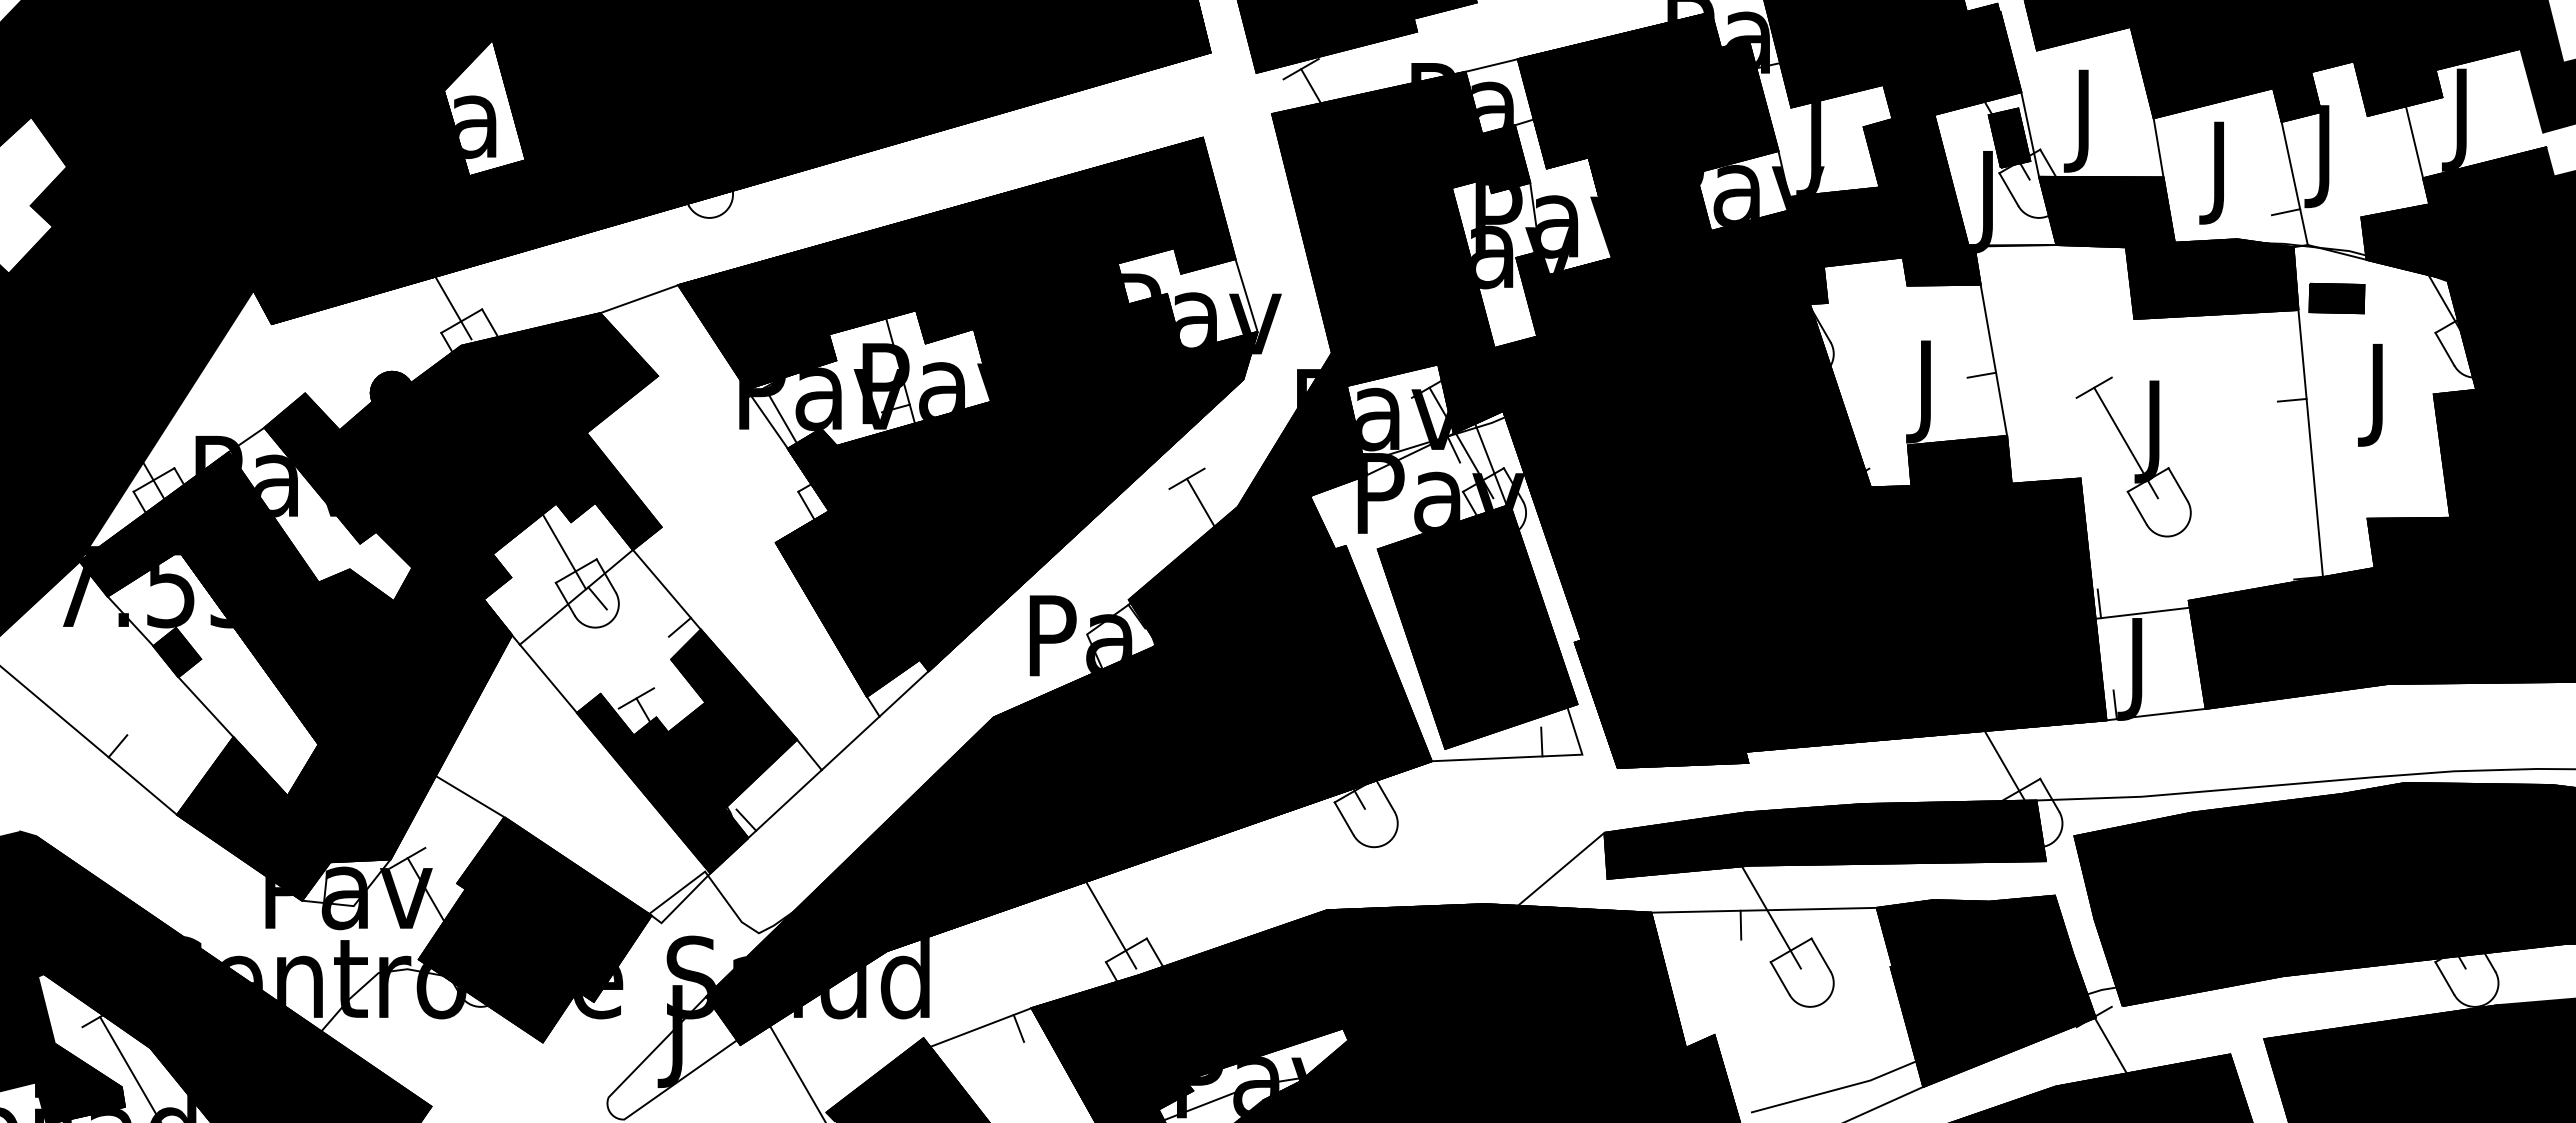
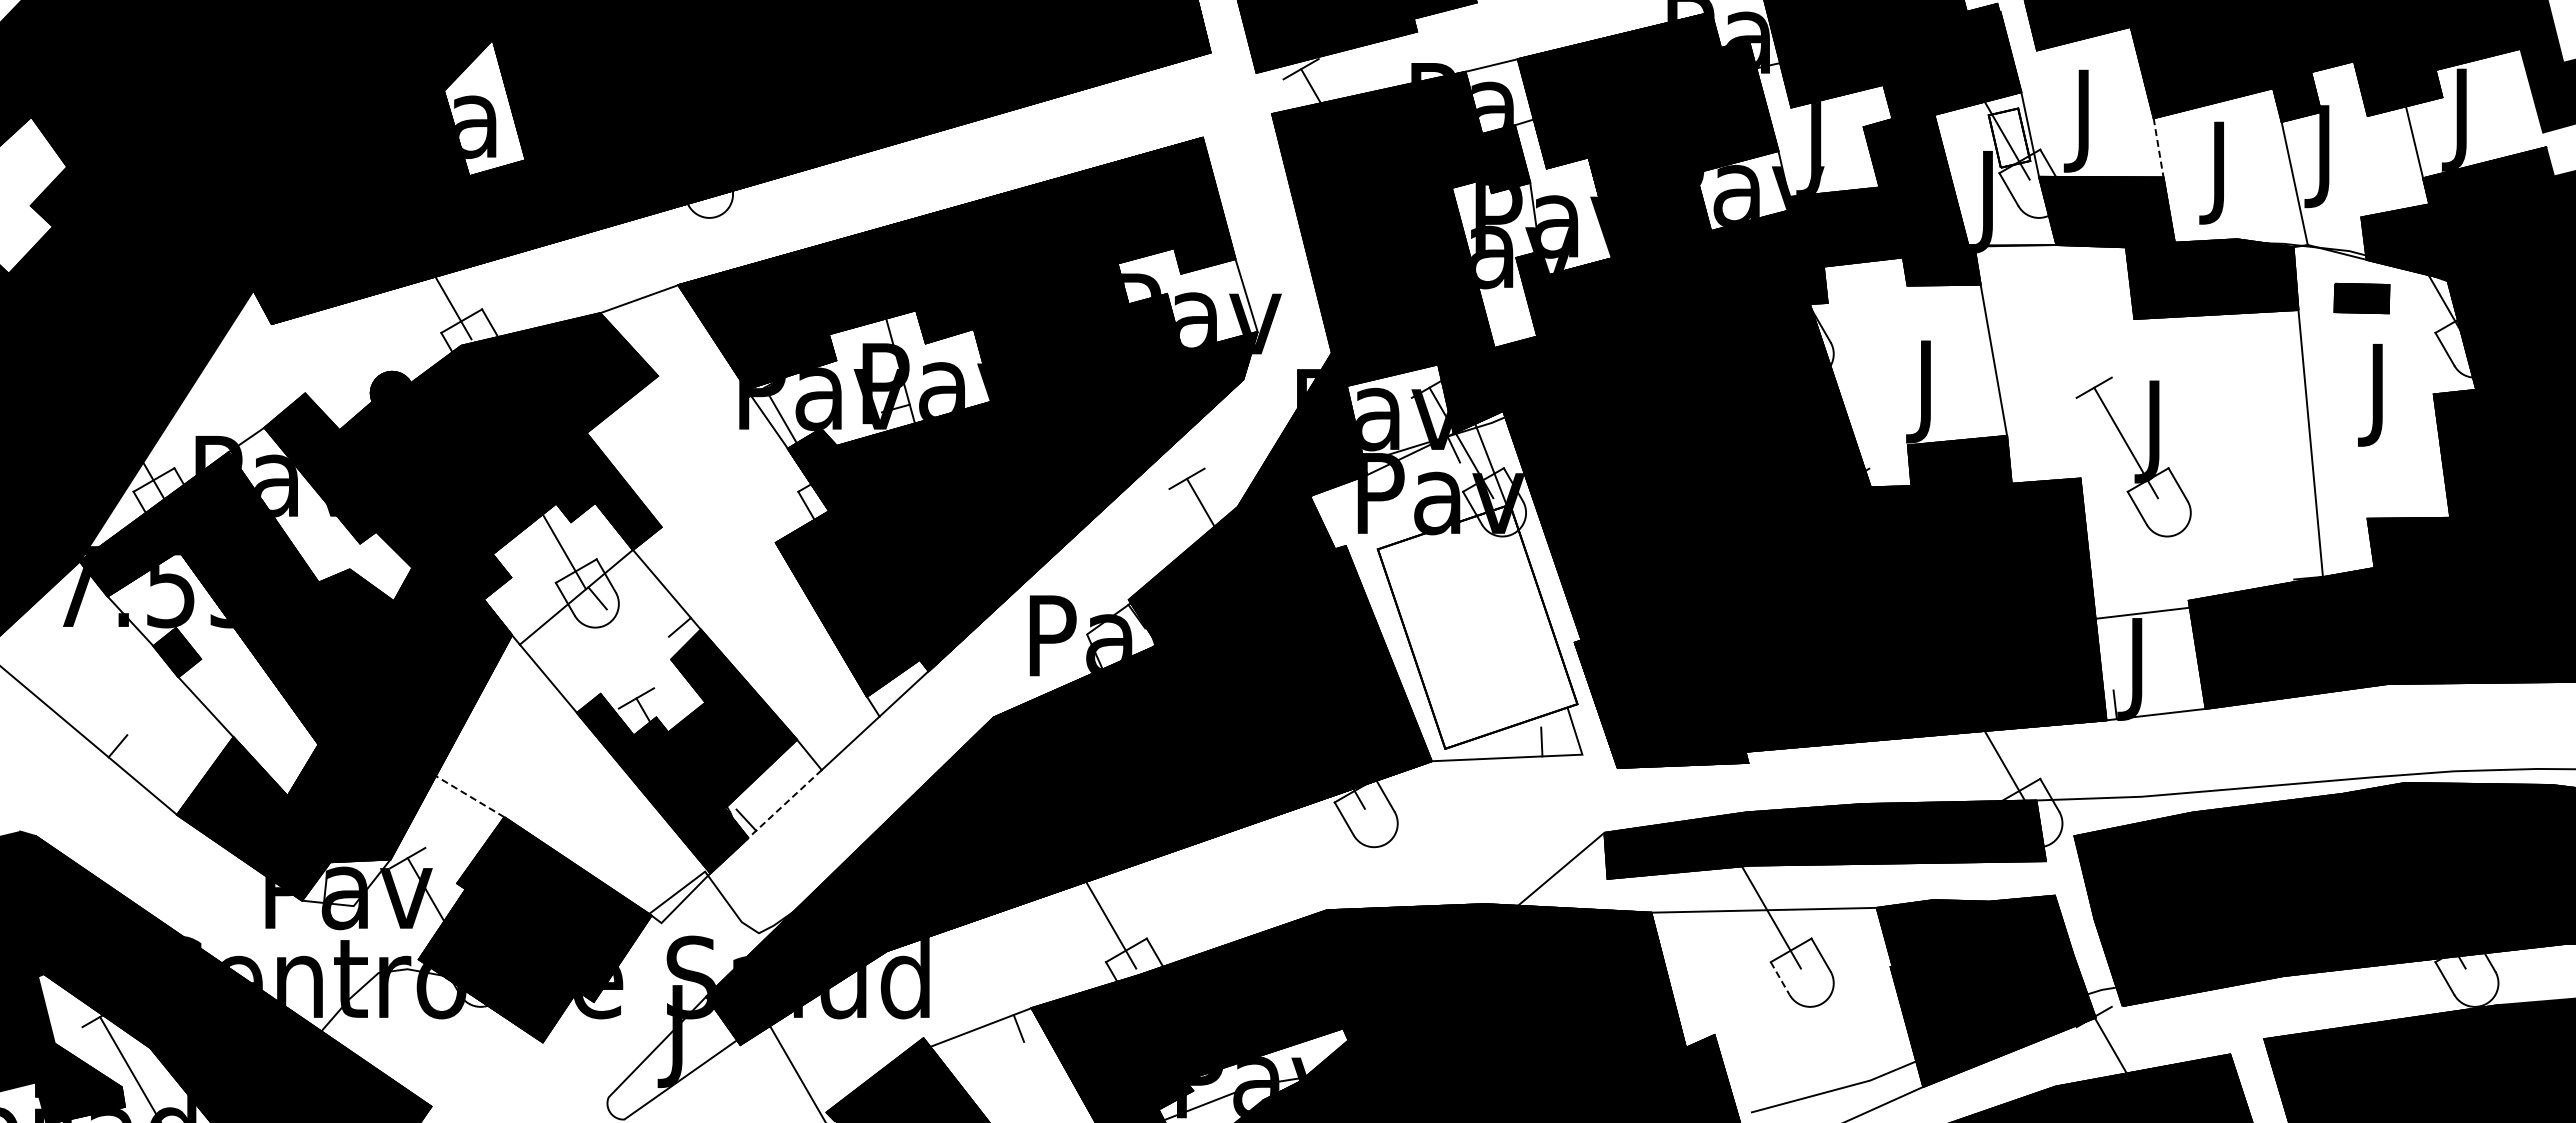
fill: present -> none (2009, 137)
line: solid -> dashed (2158, 148)
line: present -> none (2285, 212)
part position: (2336, 298) -> (2361, 298) (2361, 298)
line: present -> none (1981, 374)
line: present -> none (2291, 399)
line: present -> none (2099, 603)
fill: present -> none (1477, 626)
line: solid -> dashed (469, 796)
line: solid -> dashed (784, 804)
line: present -> none (1740, 924)
line: solid -> dashed (1780, 978)
